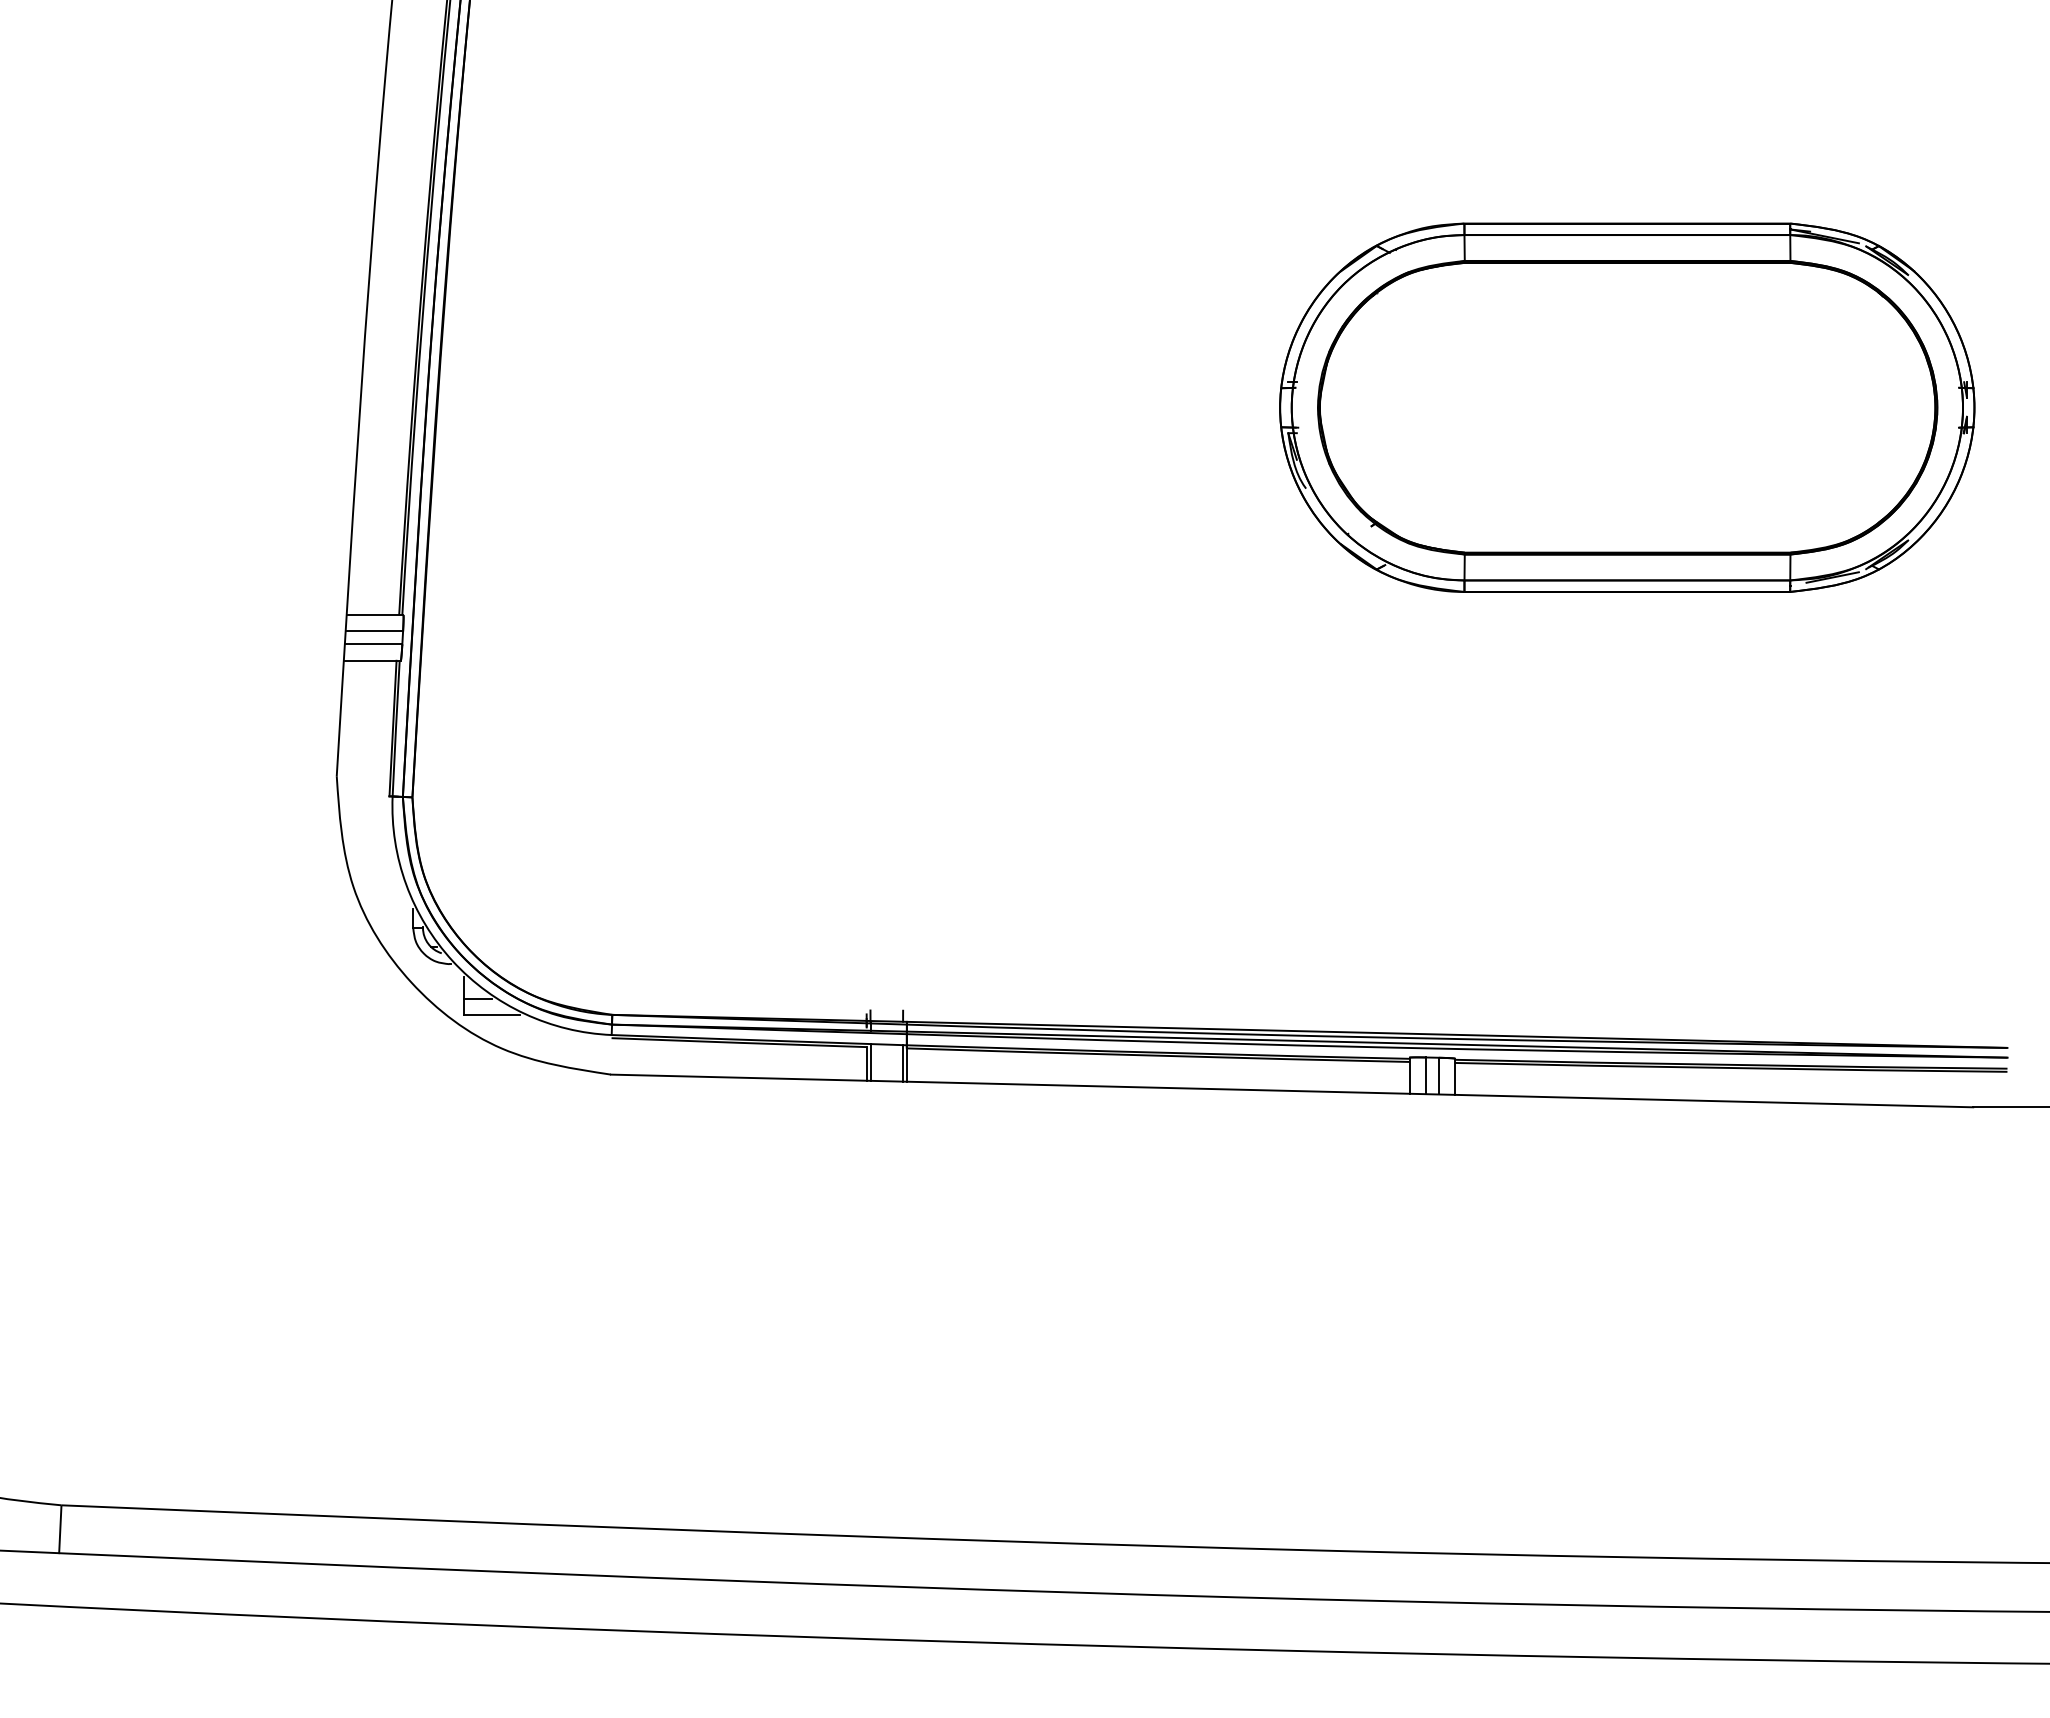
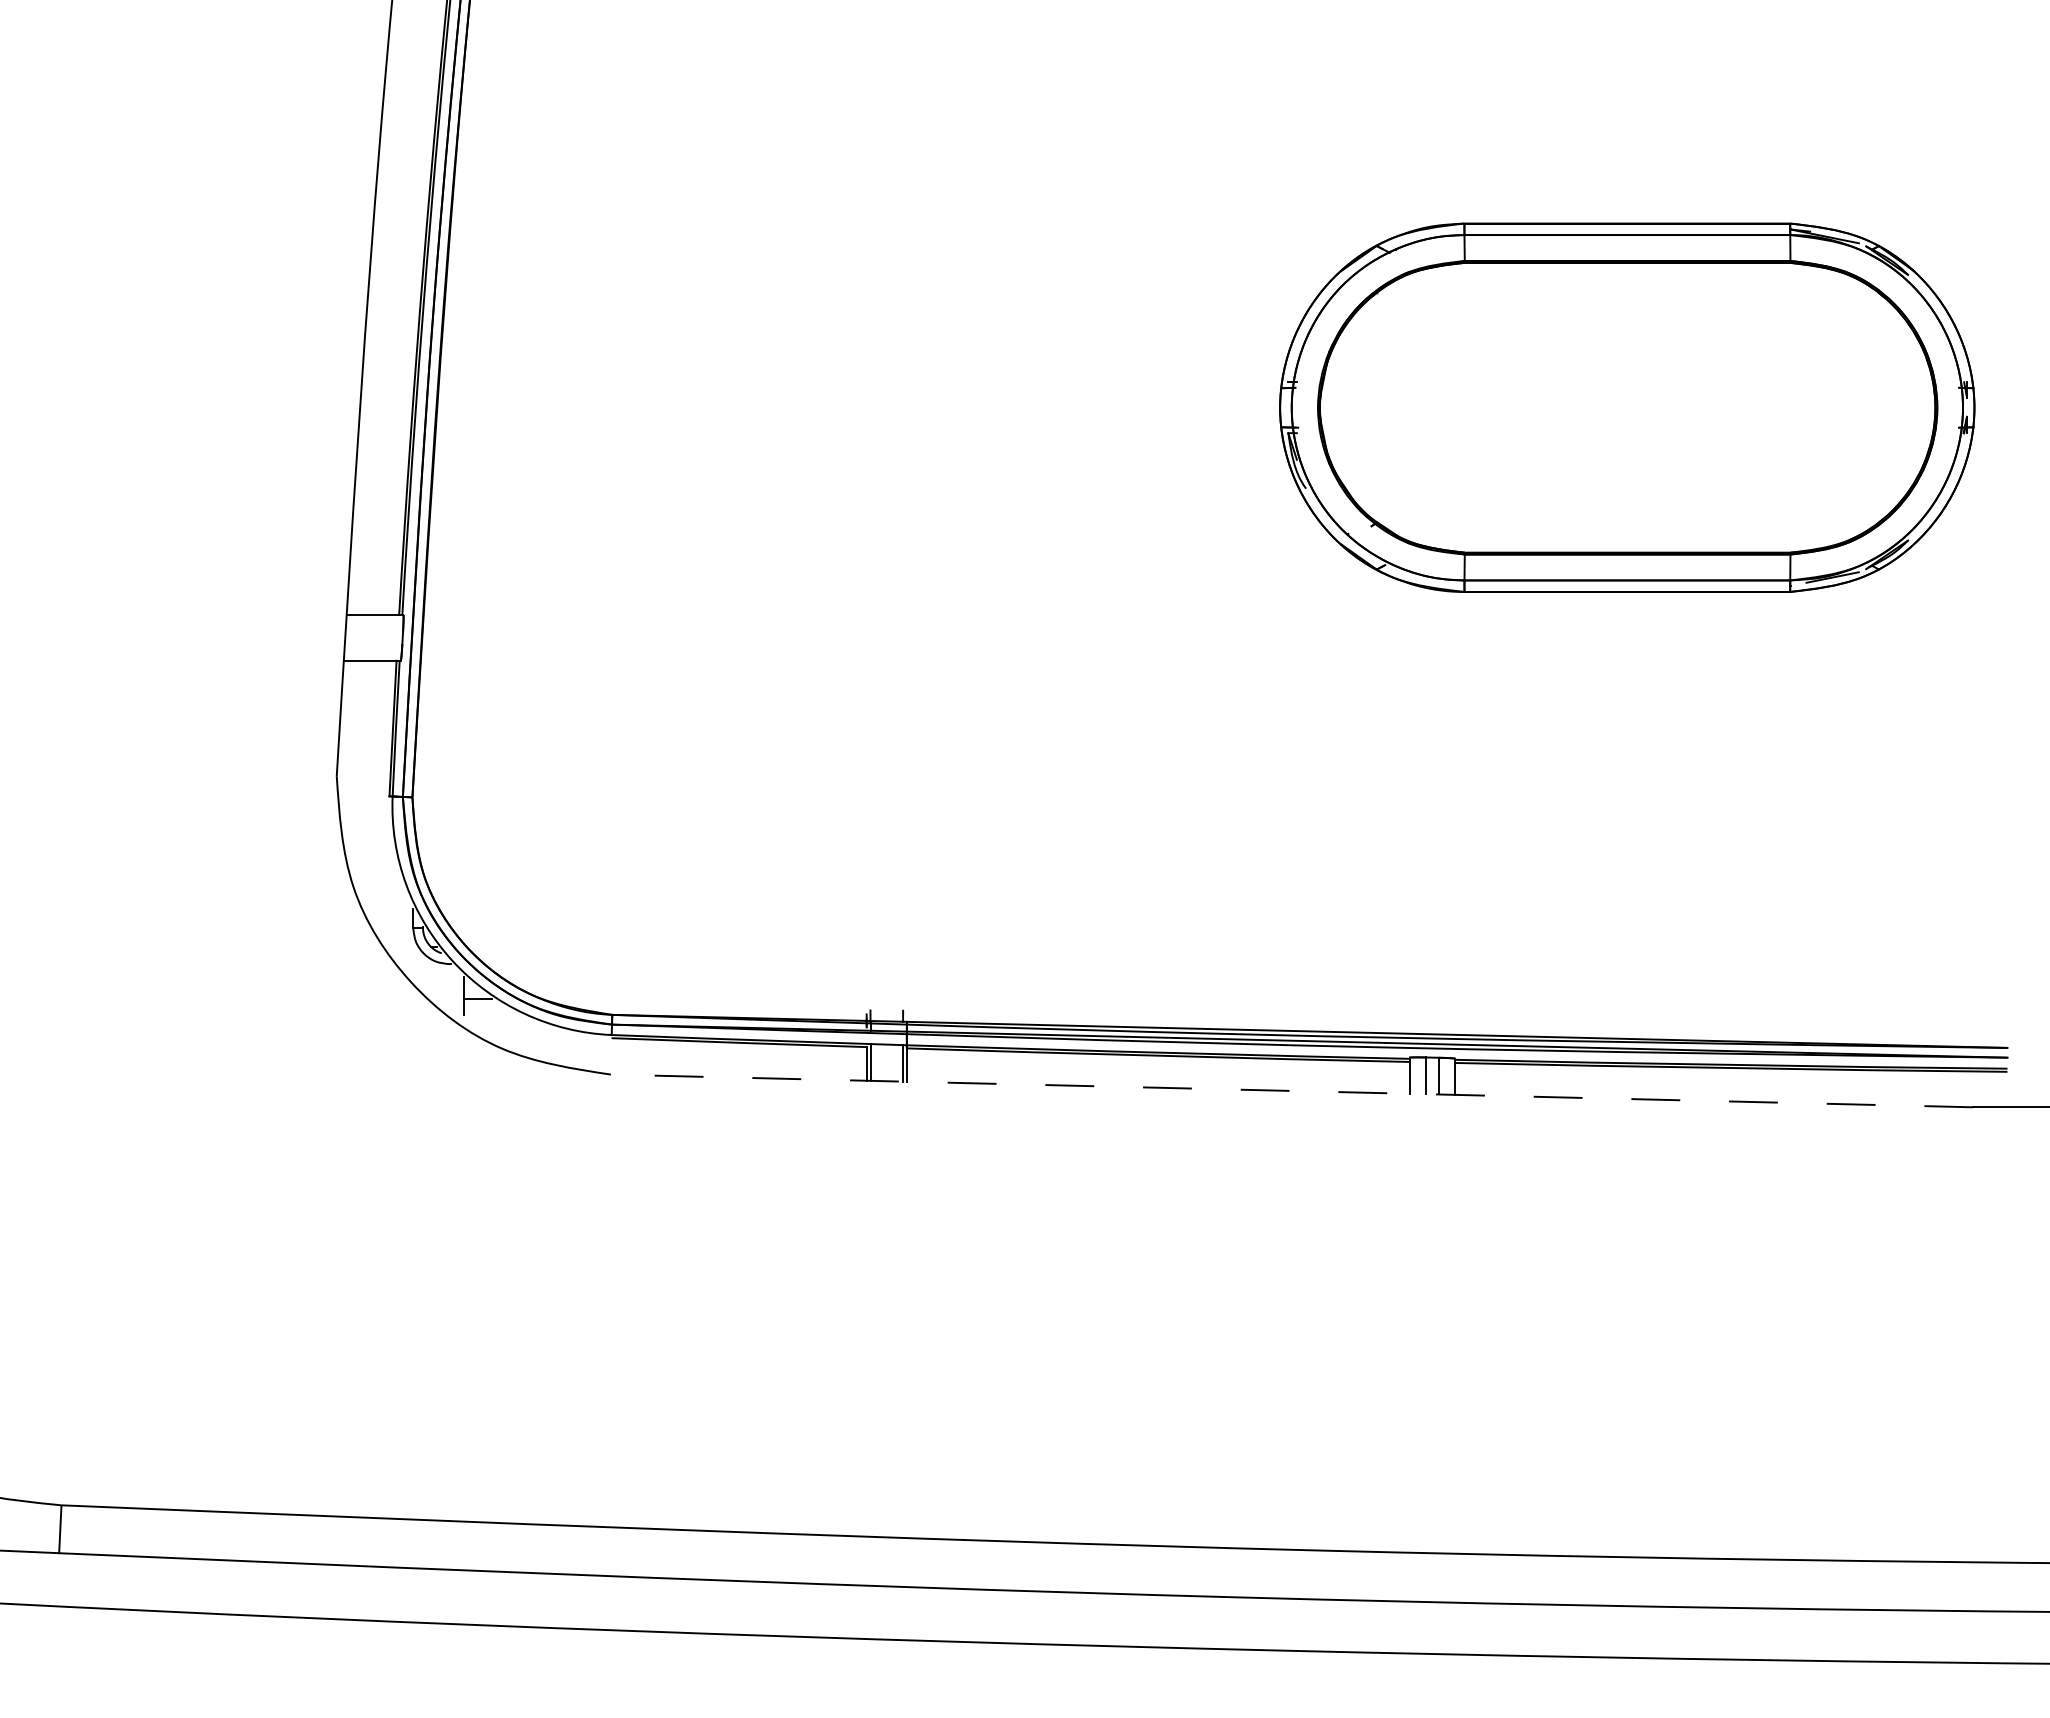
line: present -> none (374, 631)
line: present -> none (373, 644)
line: present -> none (492, 1015)
line: solid -> dashed (1291, 1090)
